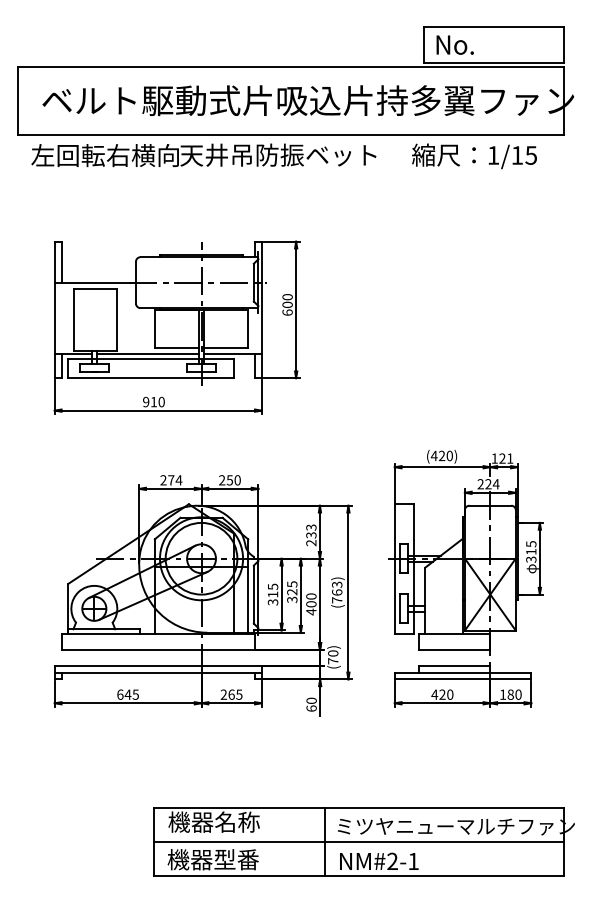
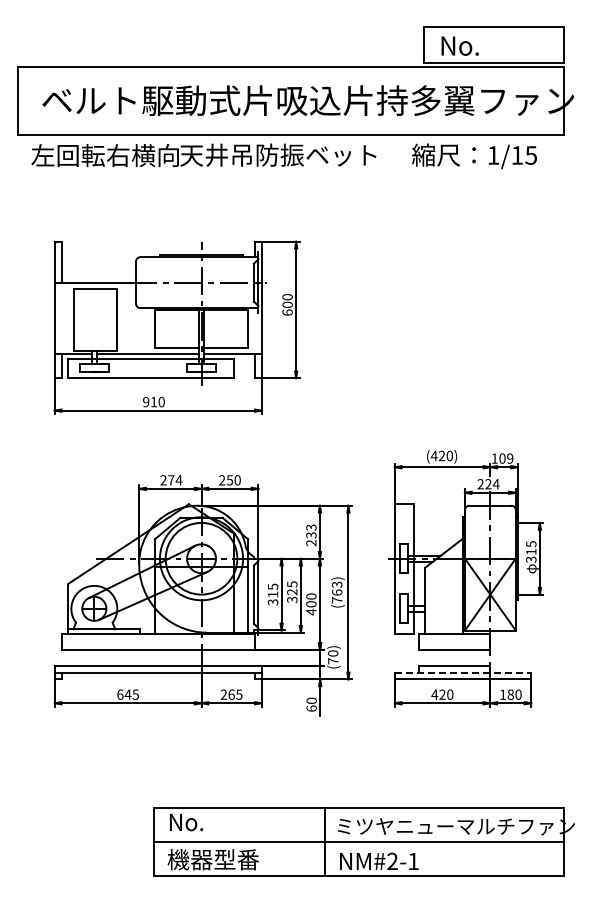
text position: (454, 44) -> (459, 45) (459, 45)
text: 121 -> 109 (506, 458)
line: solid -> dashed (463, 672)
text: 機器名称 -> No. (213, 821)
